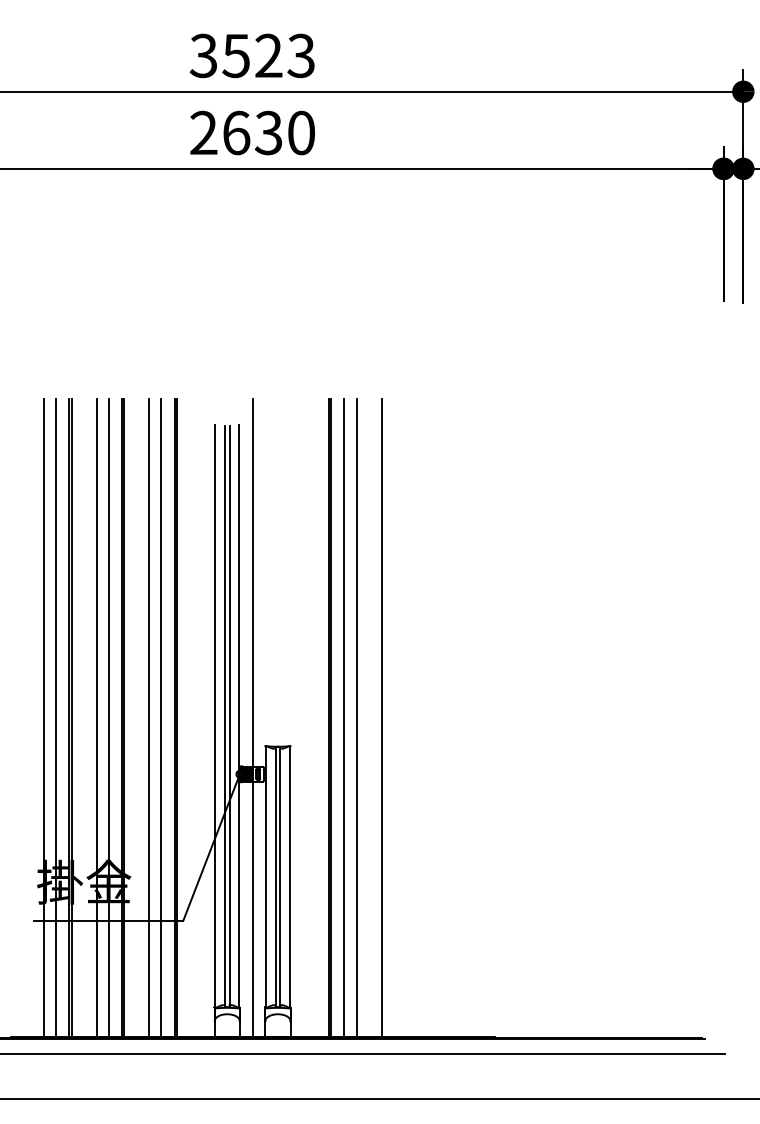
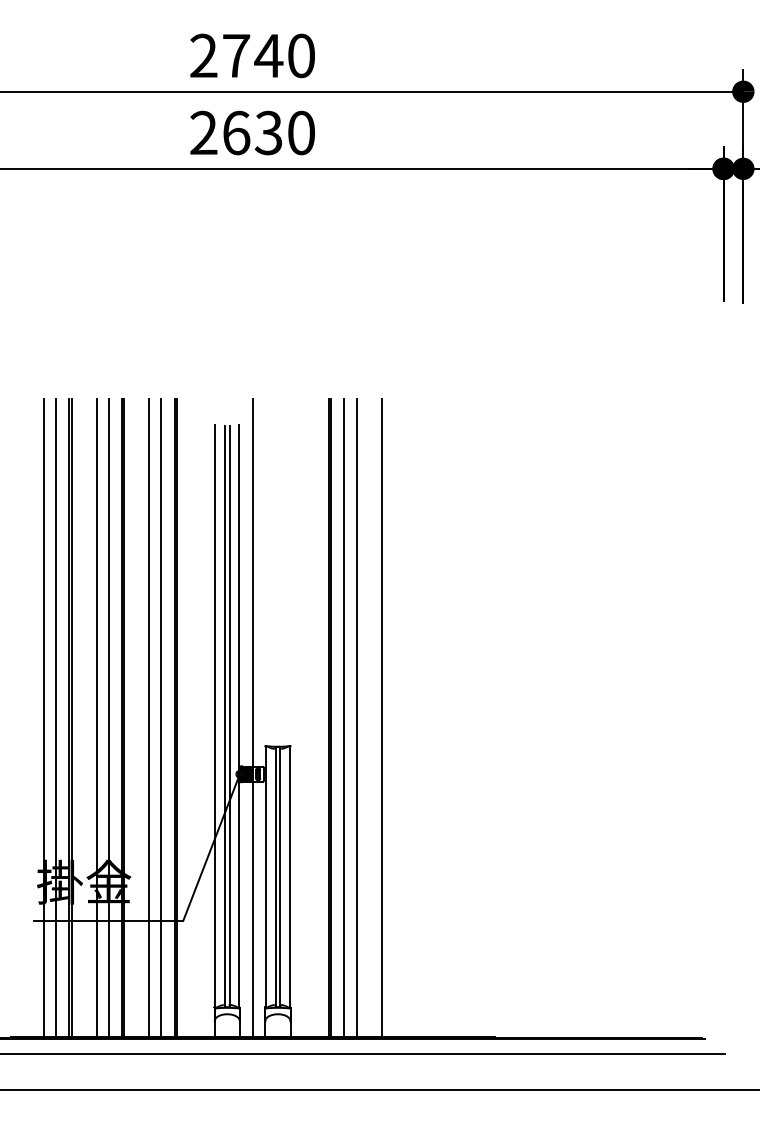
text: 3523 -> 2740 (251, 55)
line position: (379, 1099) -> (379, 1090) (379, 1090)
